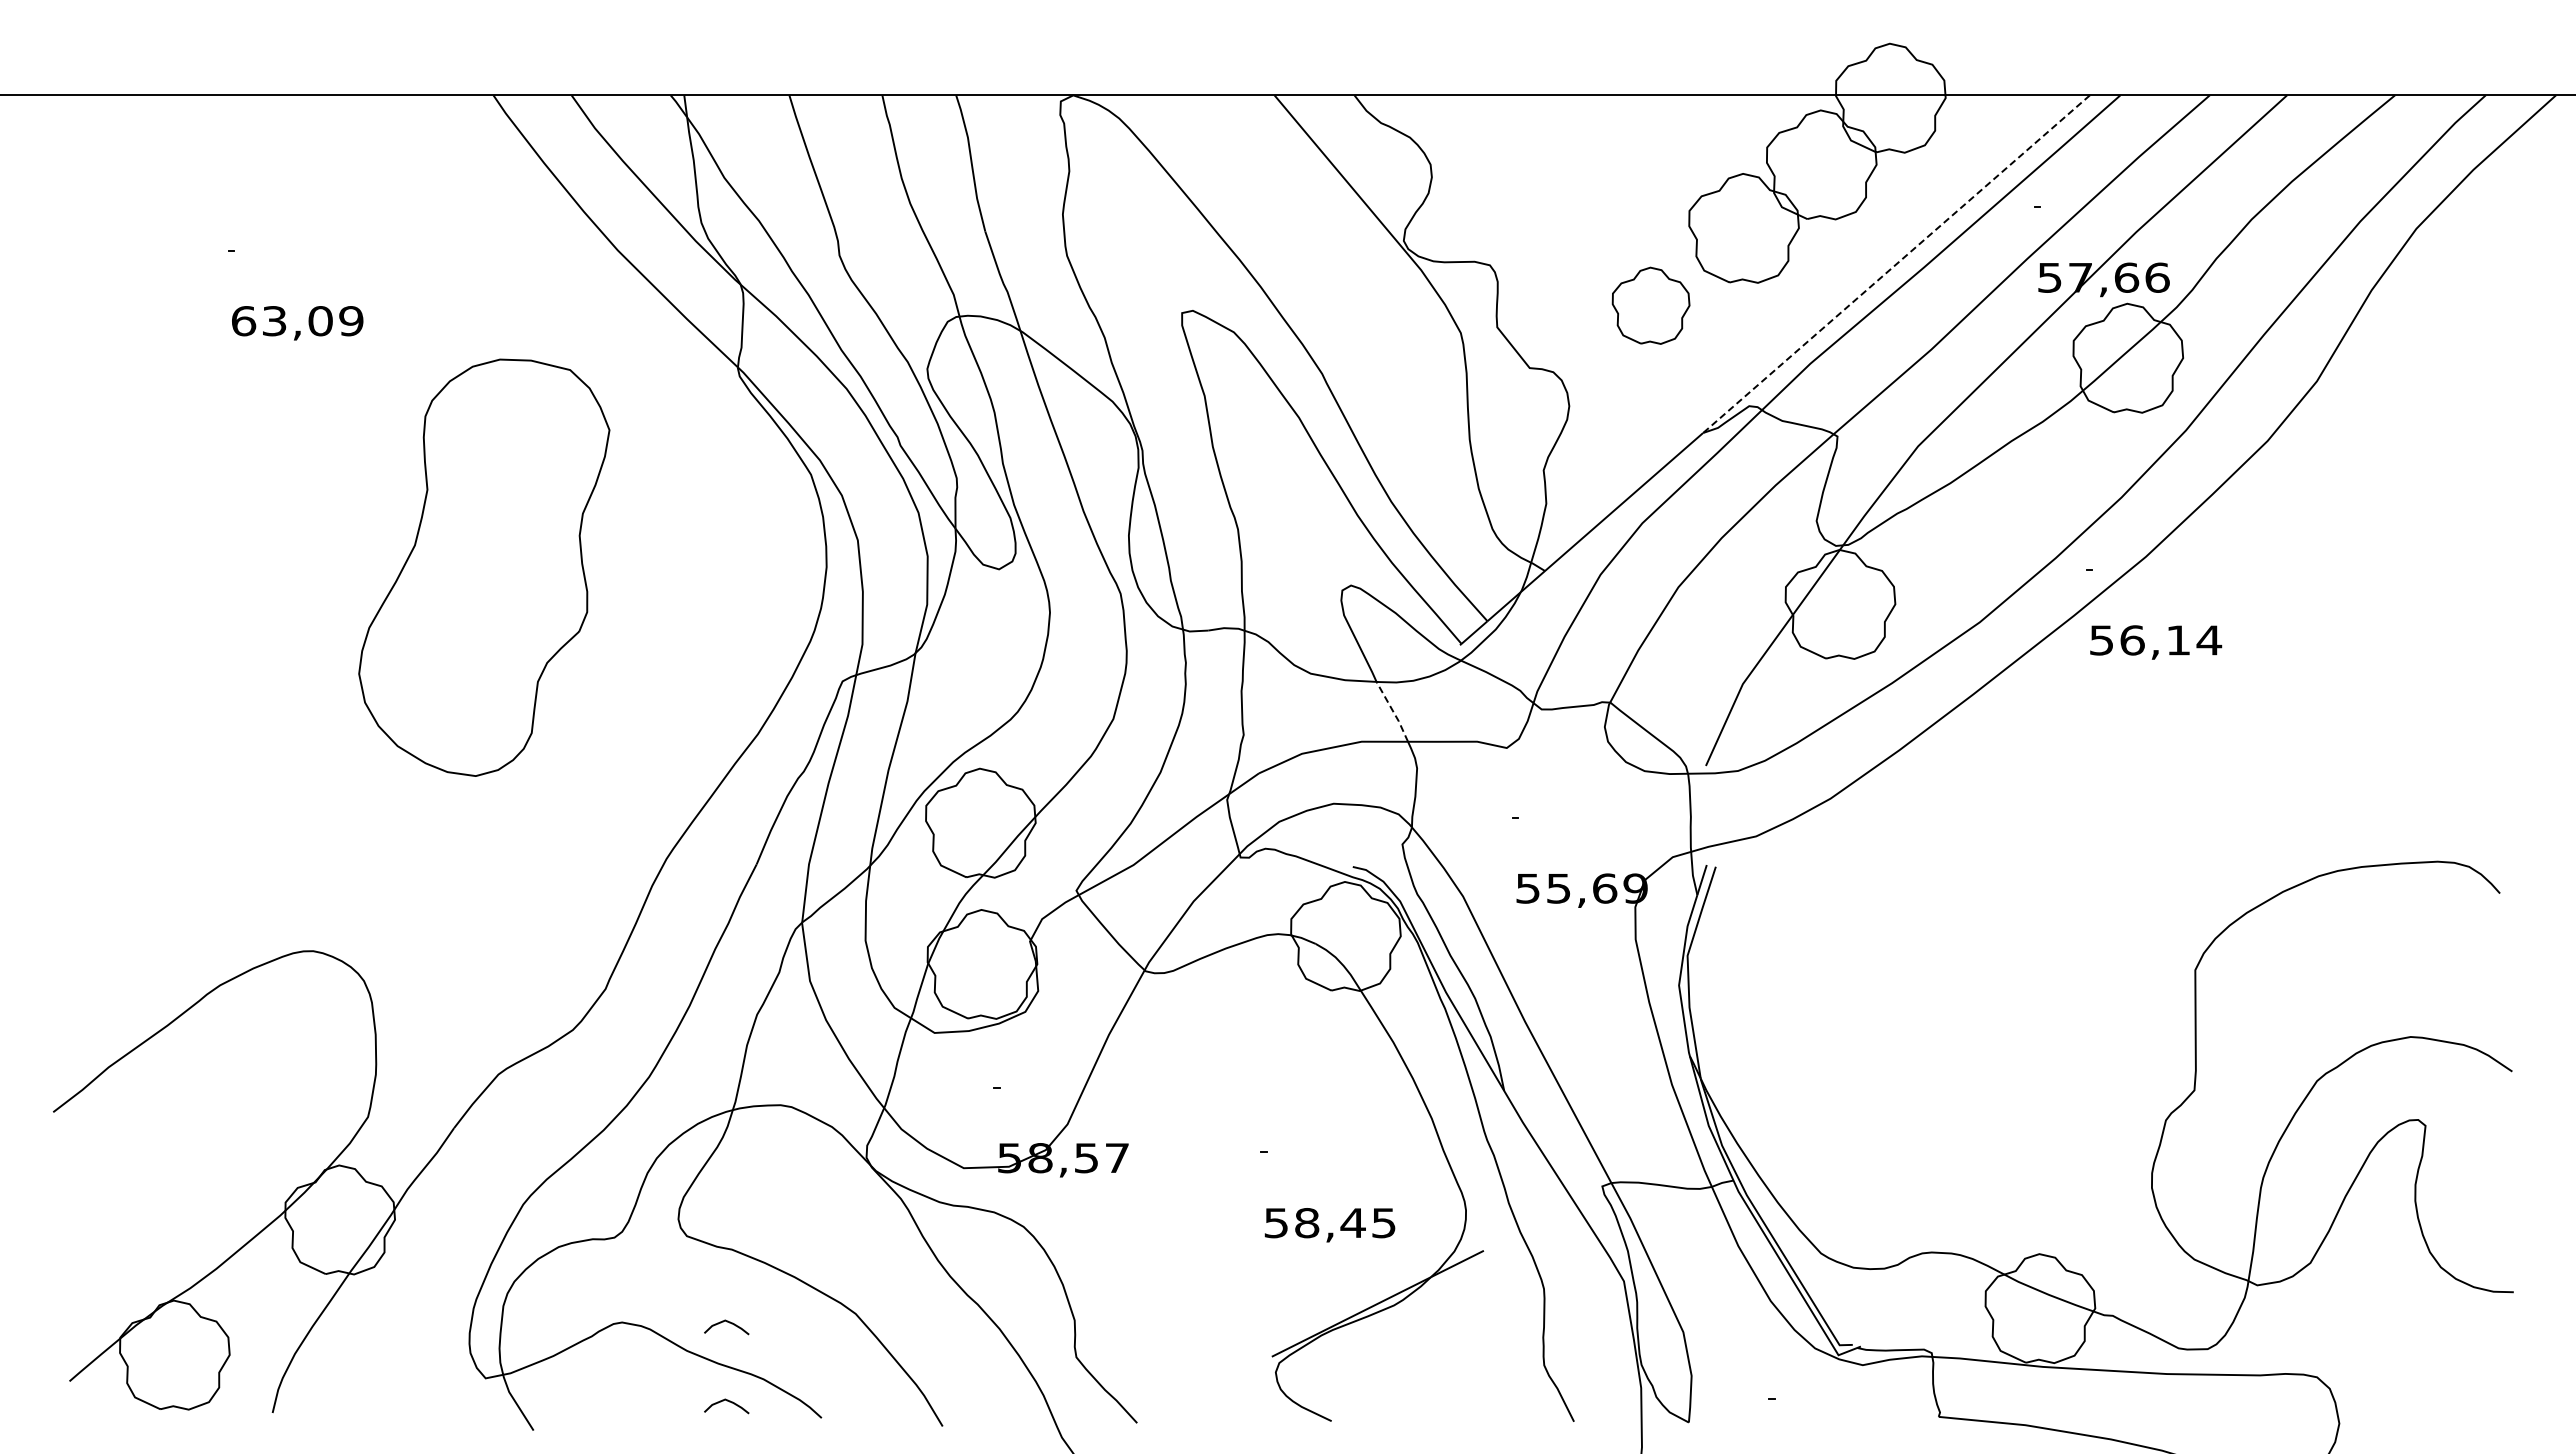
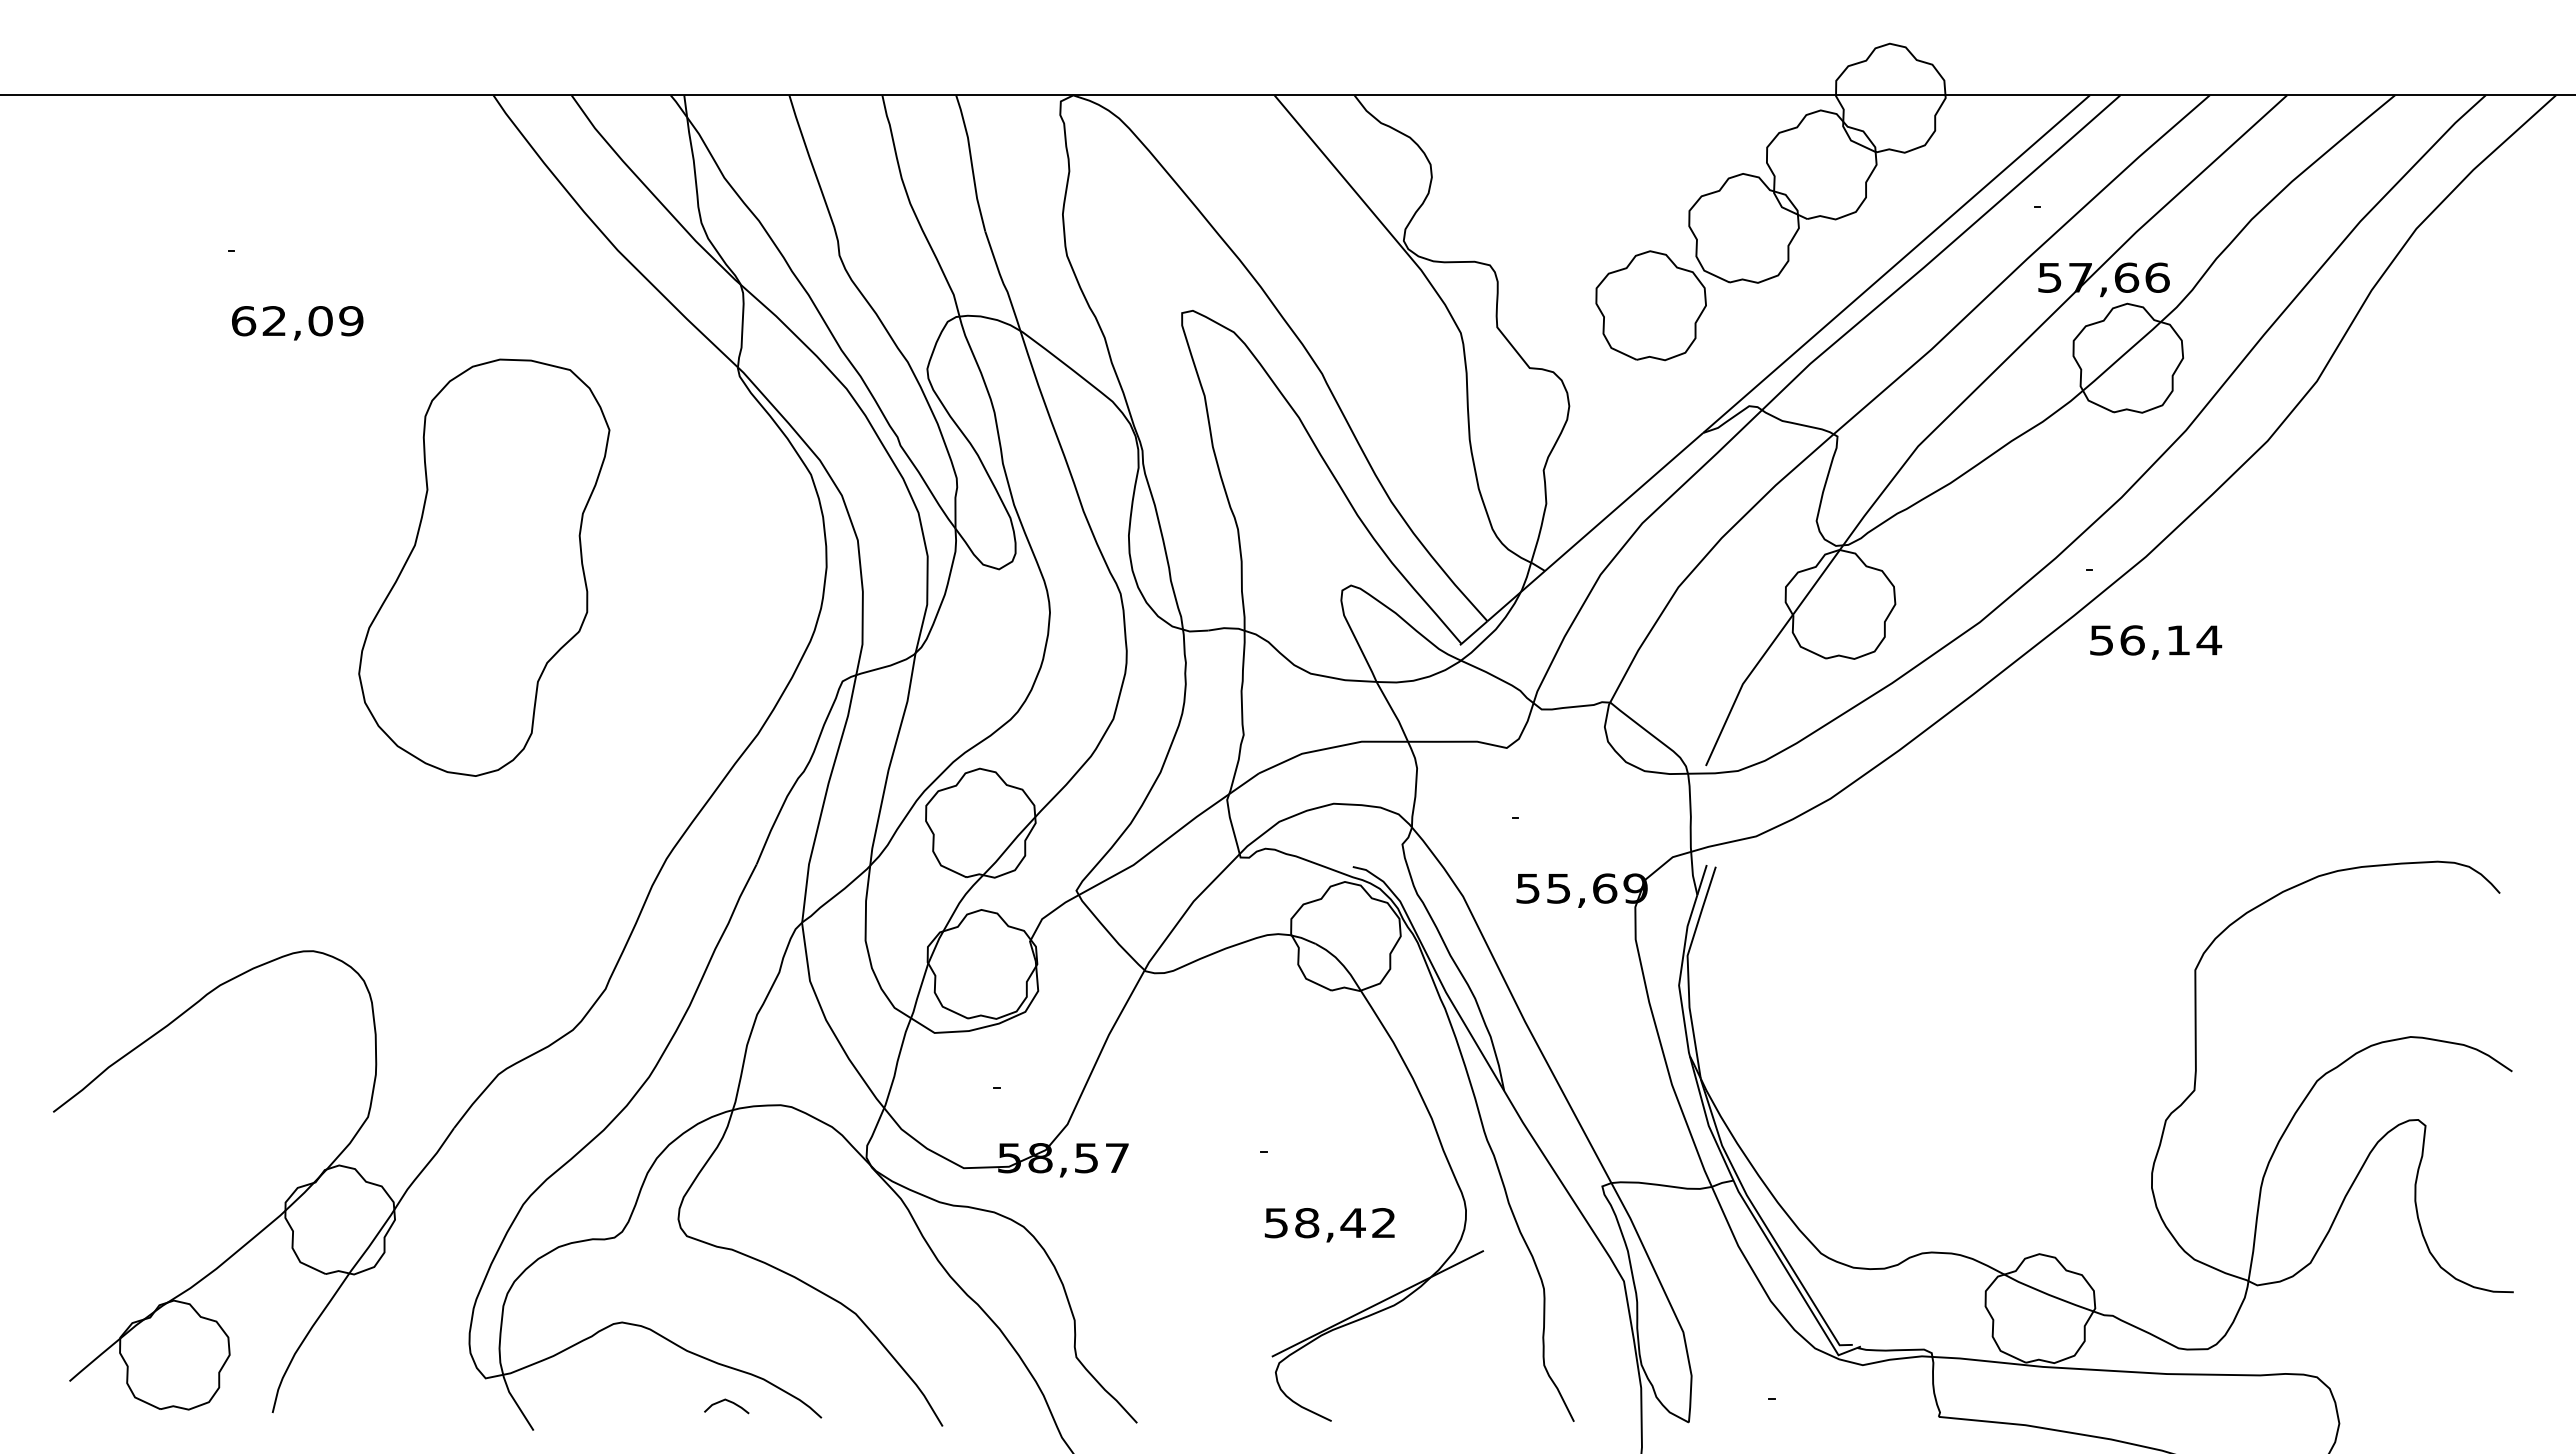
line: dashed -> solid (1896, 264)
part size: 80x79 px -> 112x112 px (1650, 305)
text: 63,09 -> 62,09 (274, 321)
line: dashed -> solid (1393, 712)
text: 58,45 -> 58,42 (1383, 1223)
curve: present -> none (729, 1323)
